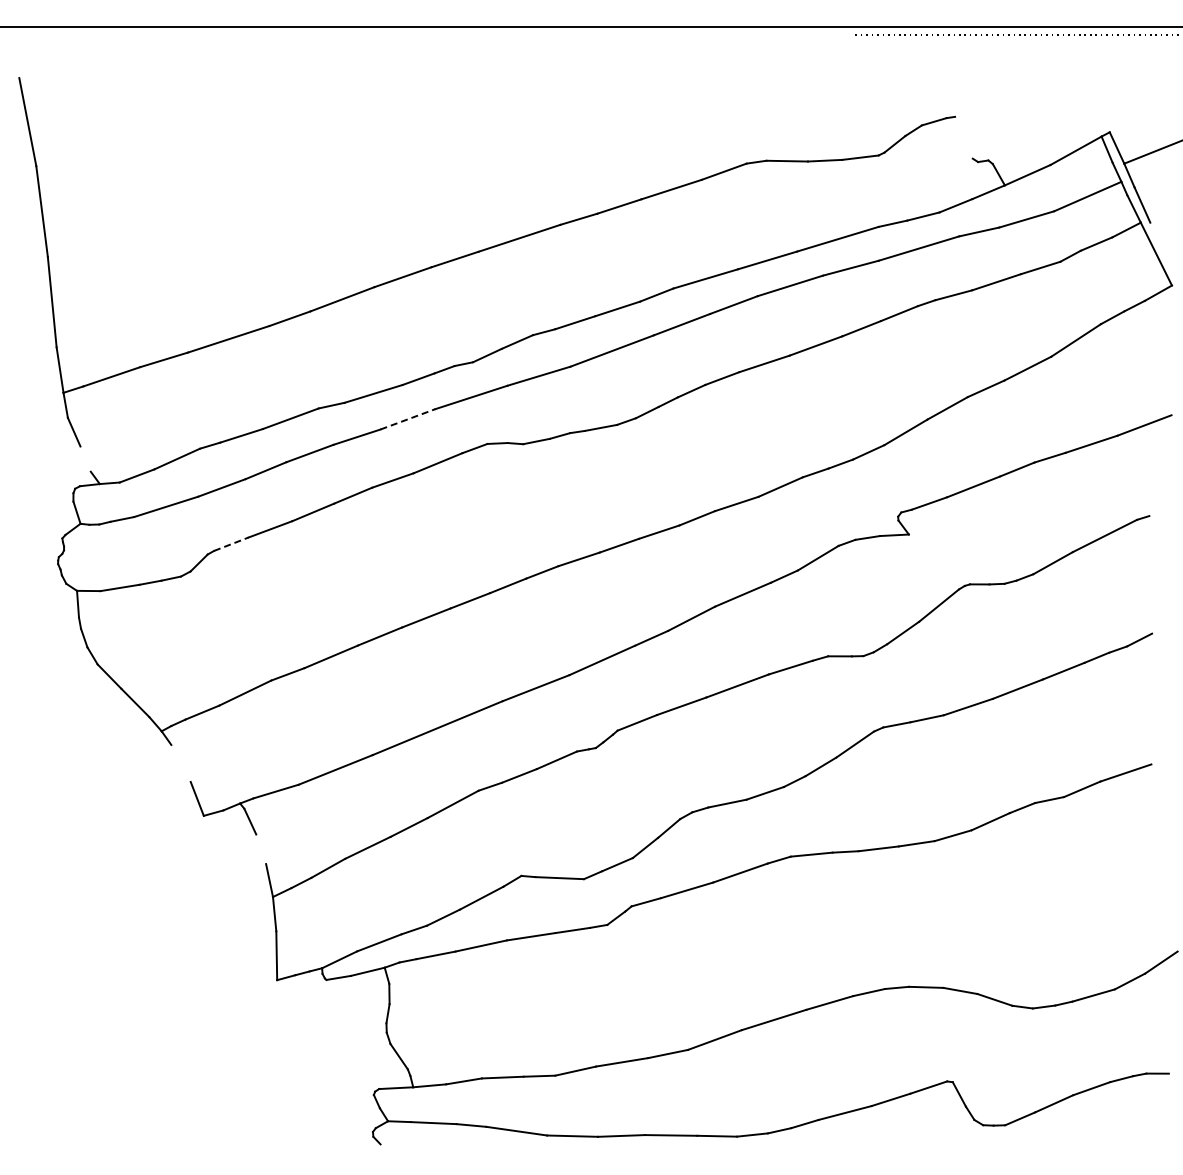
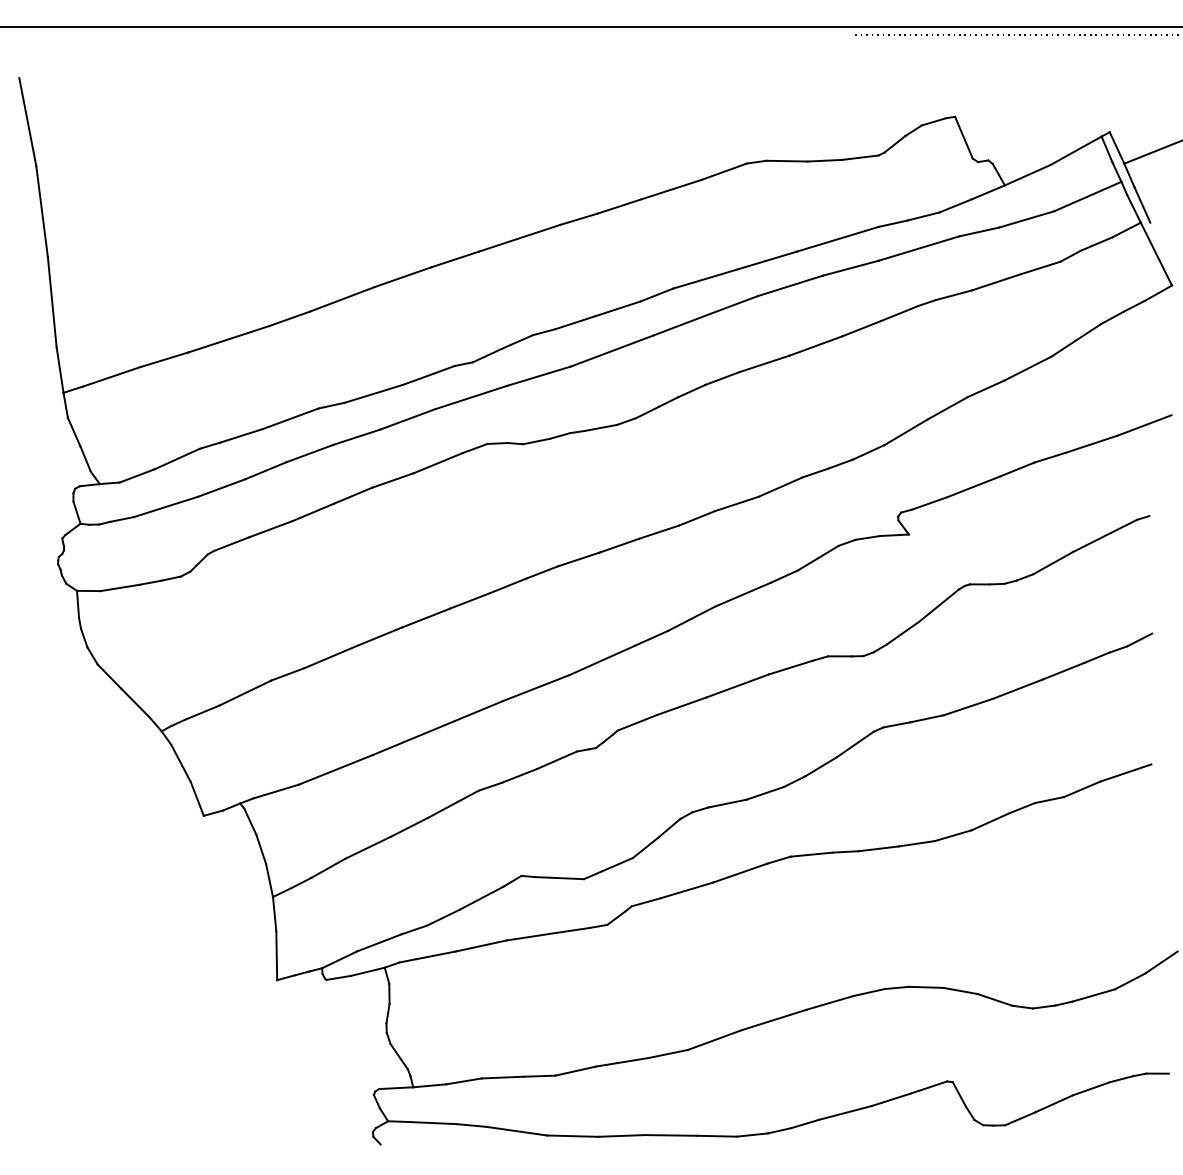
line: none -> present (963, 137)
line: dashed -> solid (408, 419)
line: none -> present (85, 458)
line: dashed -> solid (231, 544)
line: none -> present (180, 762)
line: none -> present (261, 849)
